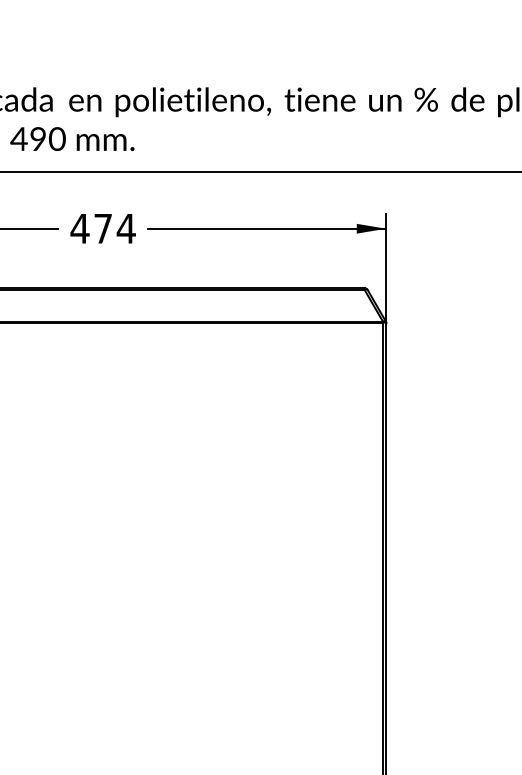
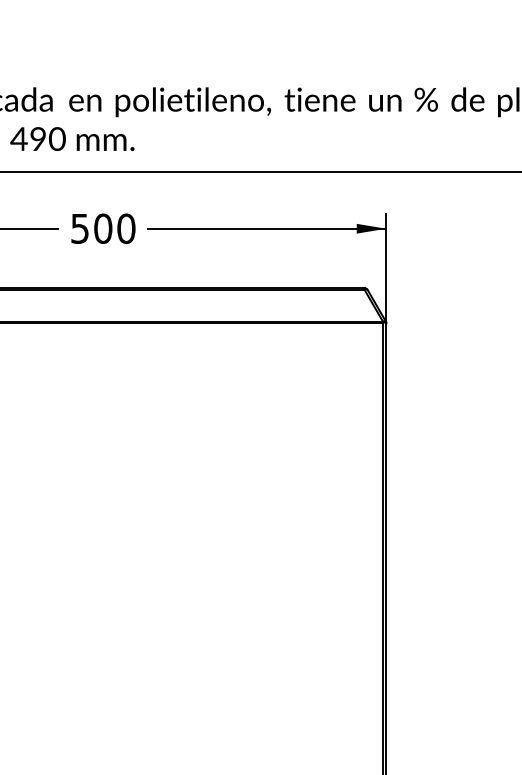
text: 474 -> 500 (102, 228)
